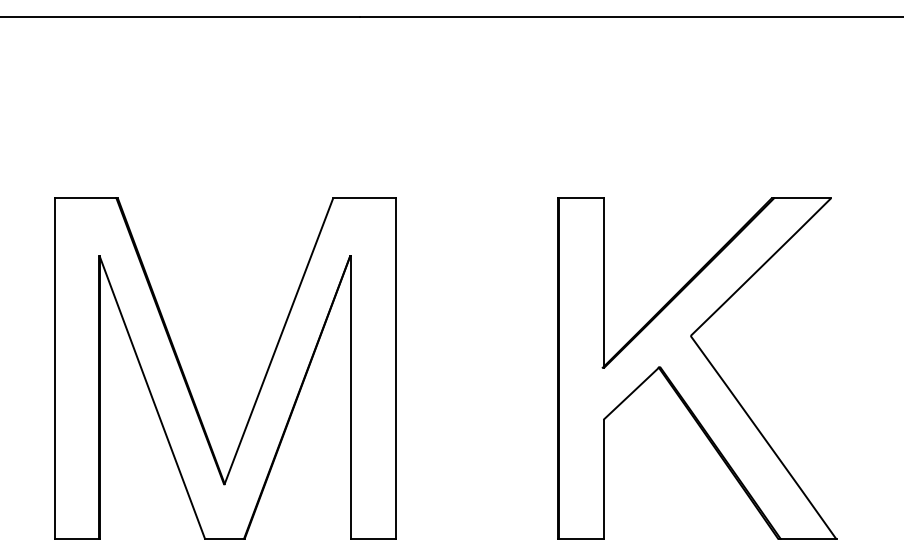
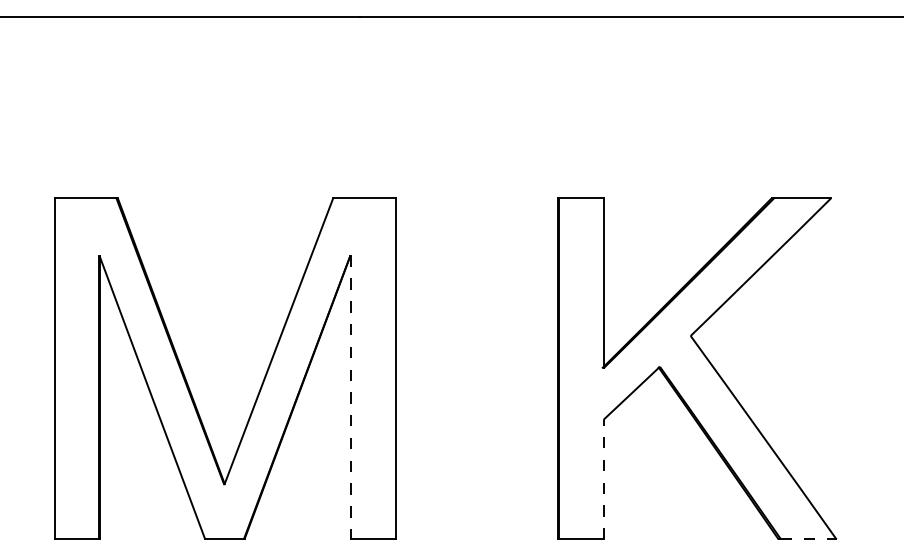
line: solid -> dashed (351, 397)
line: solid -> dashed (603, 479)
line: solid -> dashed (808, 539)
